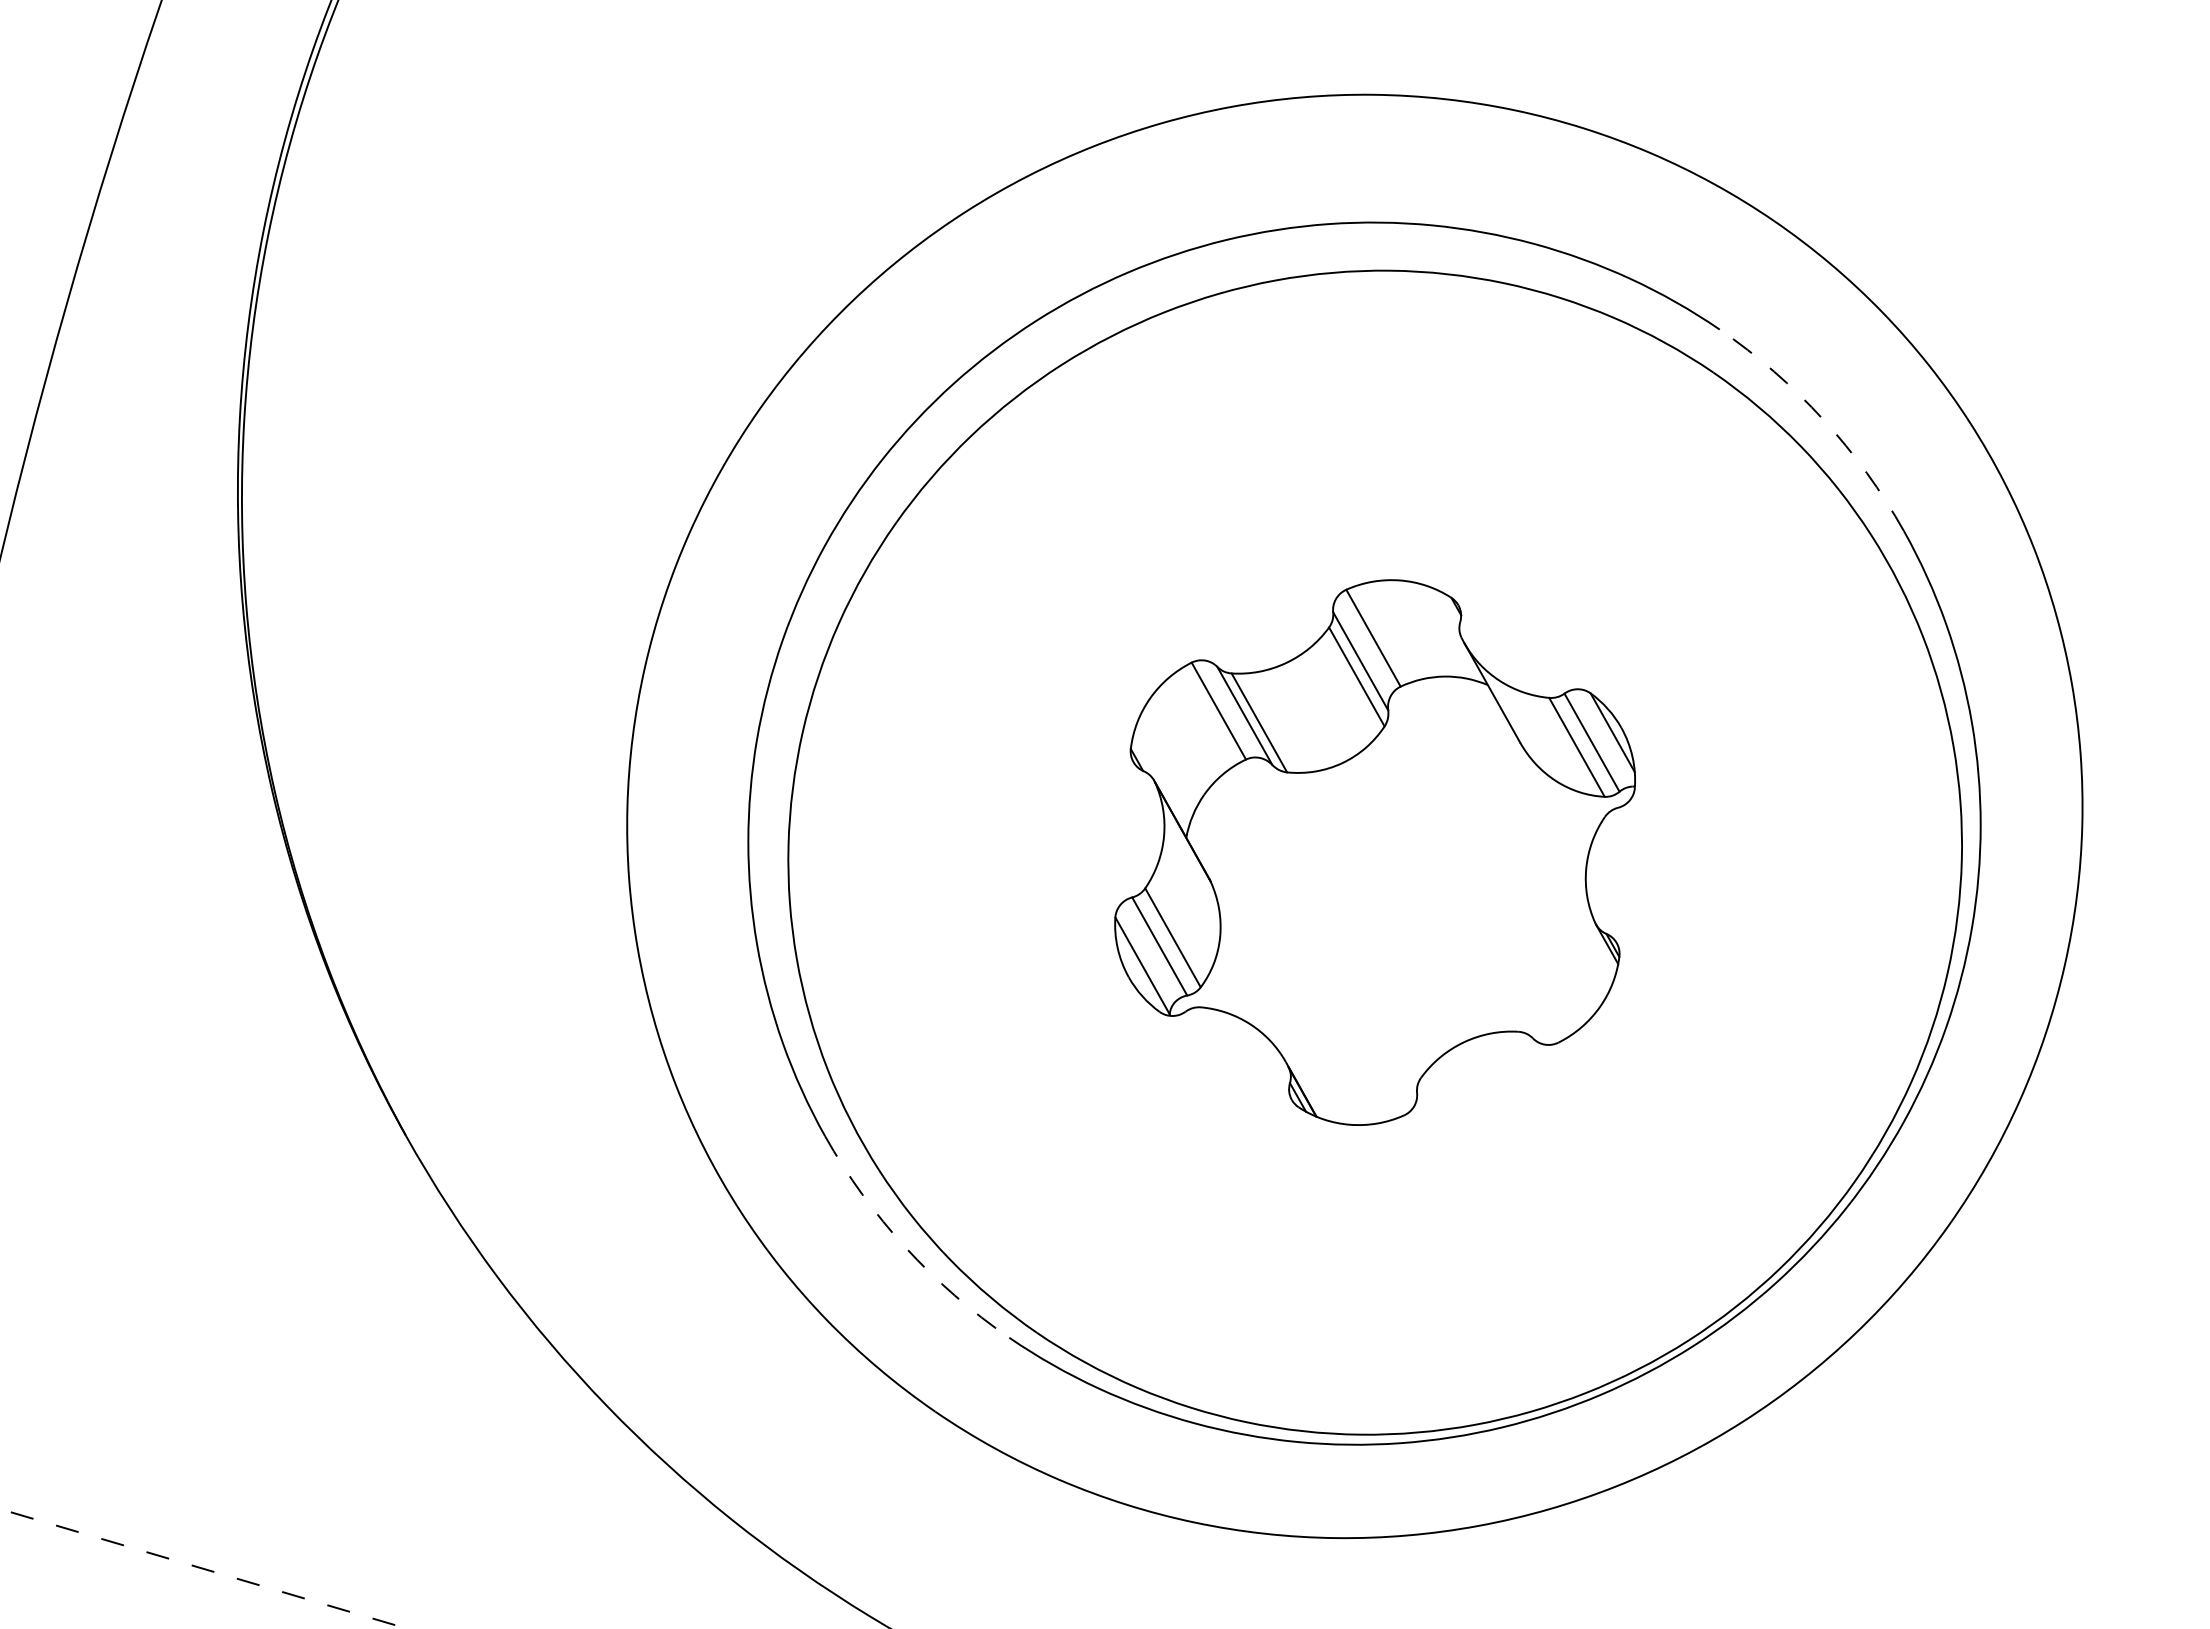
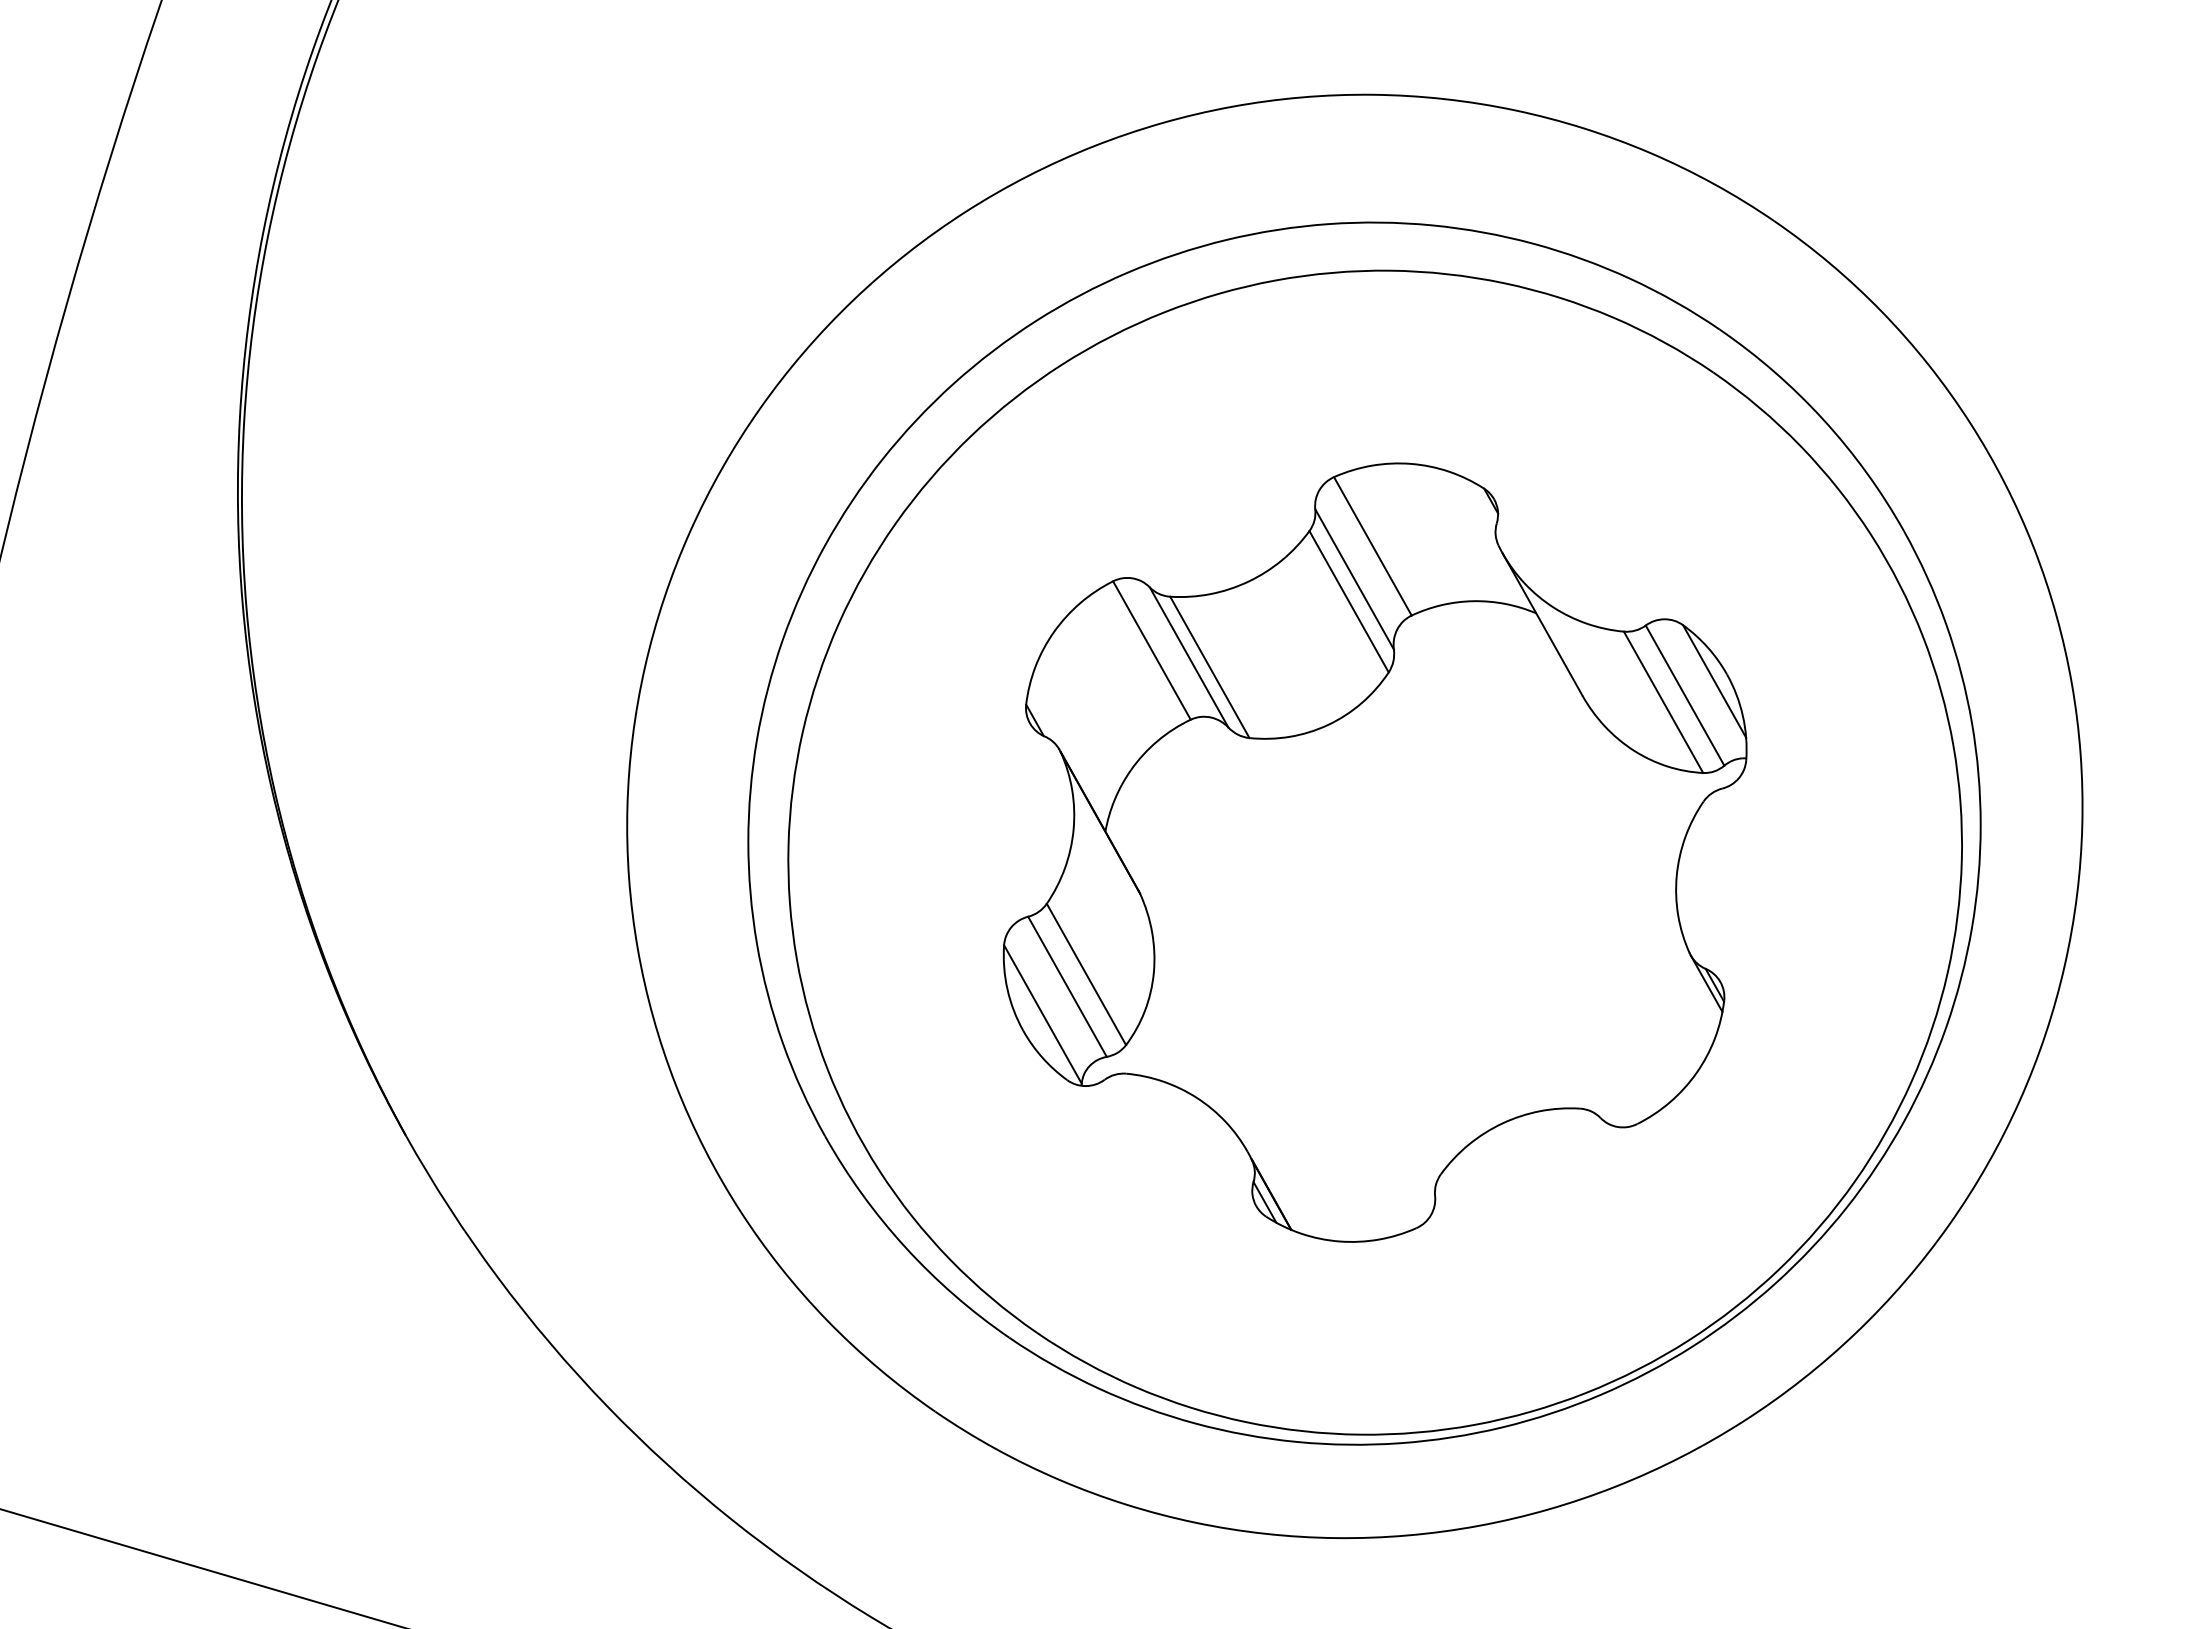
arc: dashed -> solid (1823, 419)
part size: 522x547 px -> 746x781 px (1374, 852)
arc: dashed -> solid (905, 1247)
line: dashed -> solid (204, 1569)
